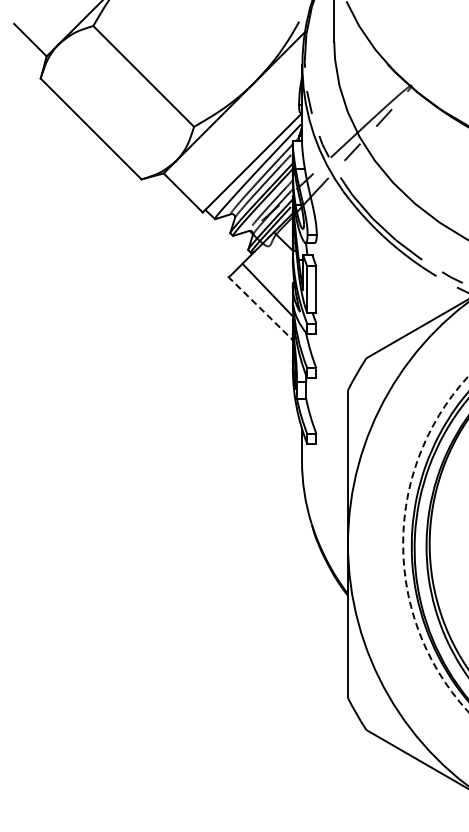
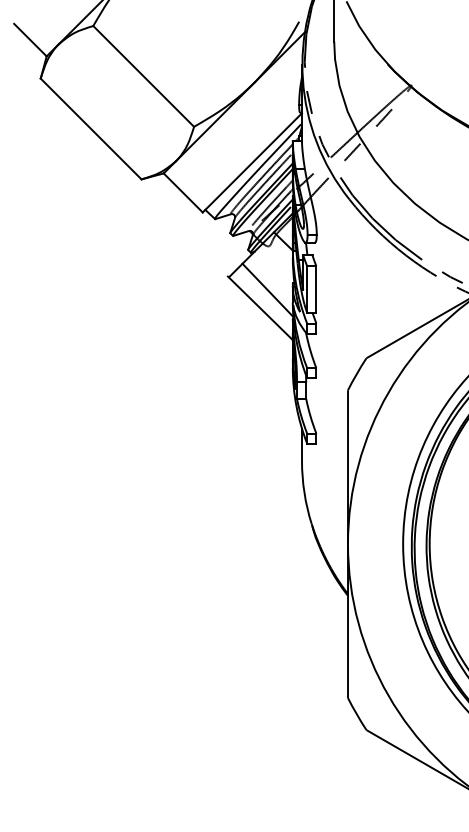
line: dashed -> solid (260, 308)
circle: dashed -> solid (435, 543)
